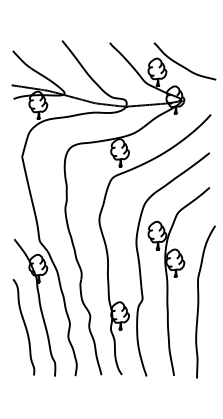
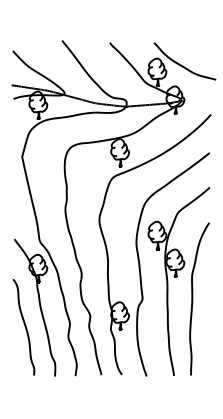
curve position: (199, 301) -> (193, 298) (193, 298)
